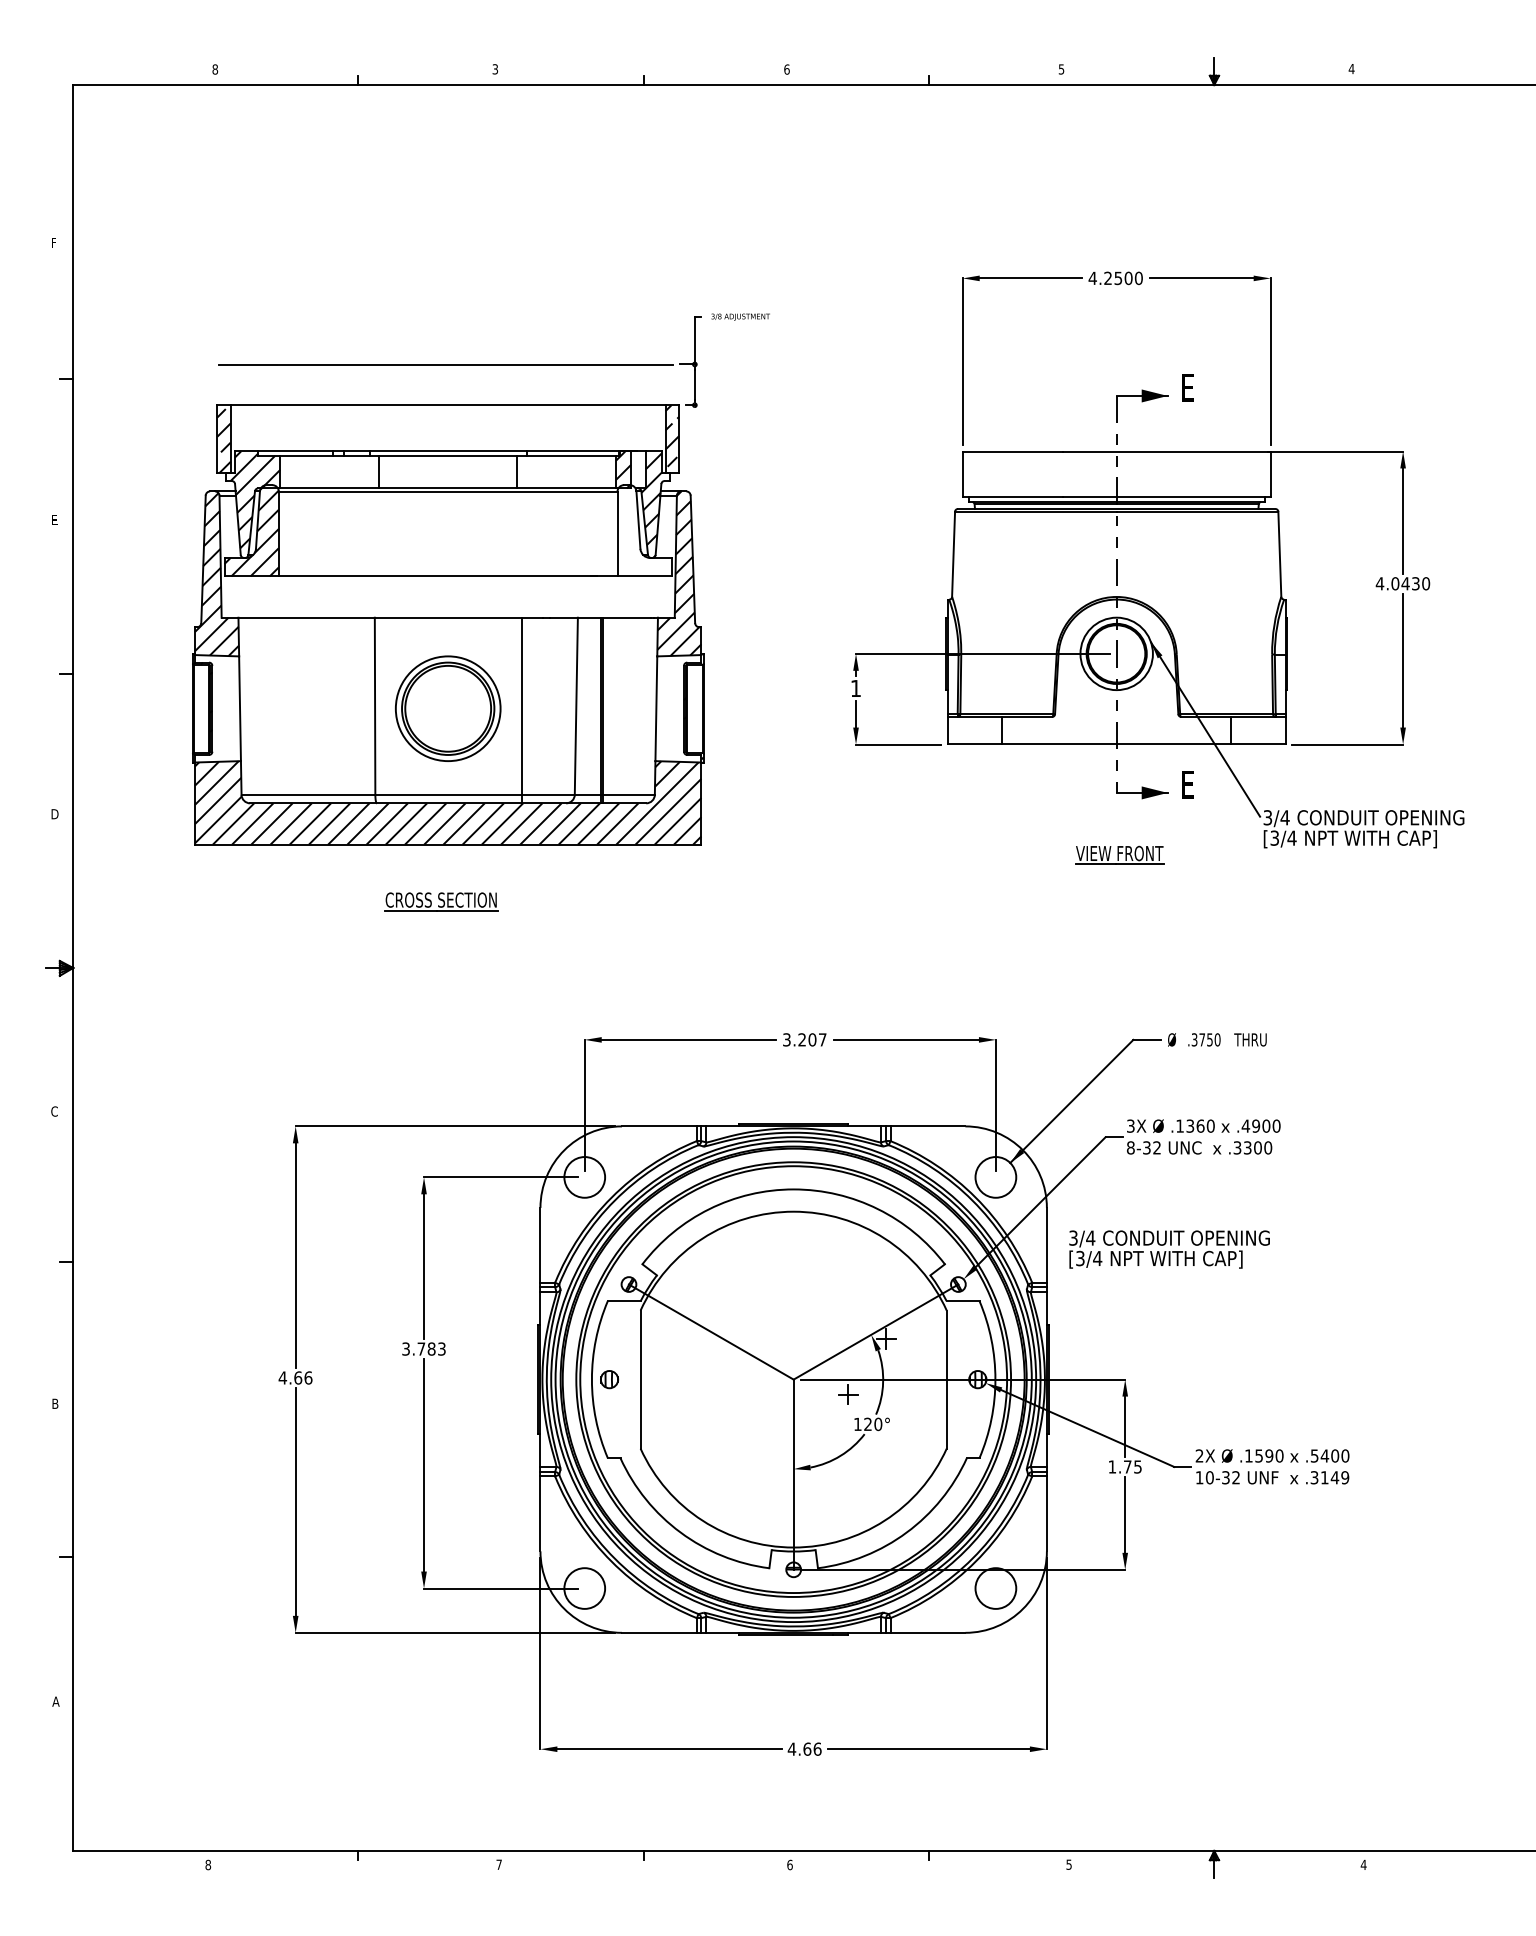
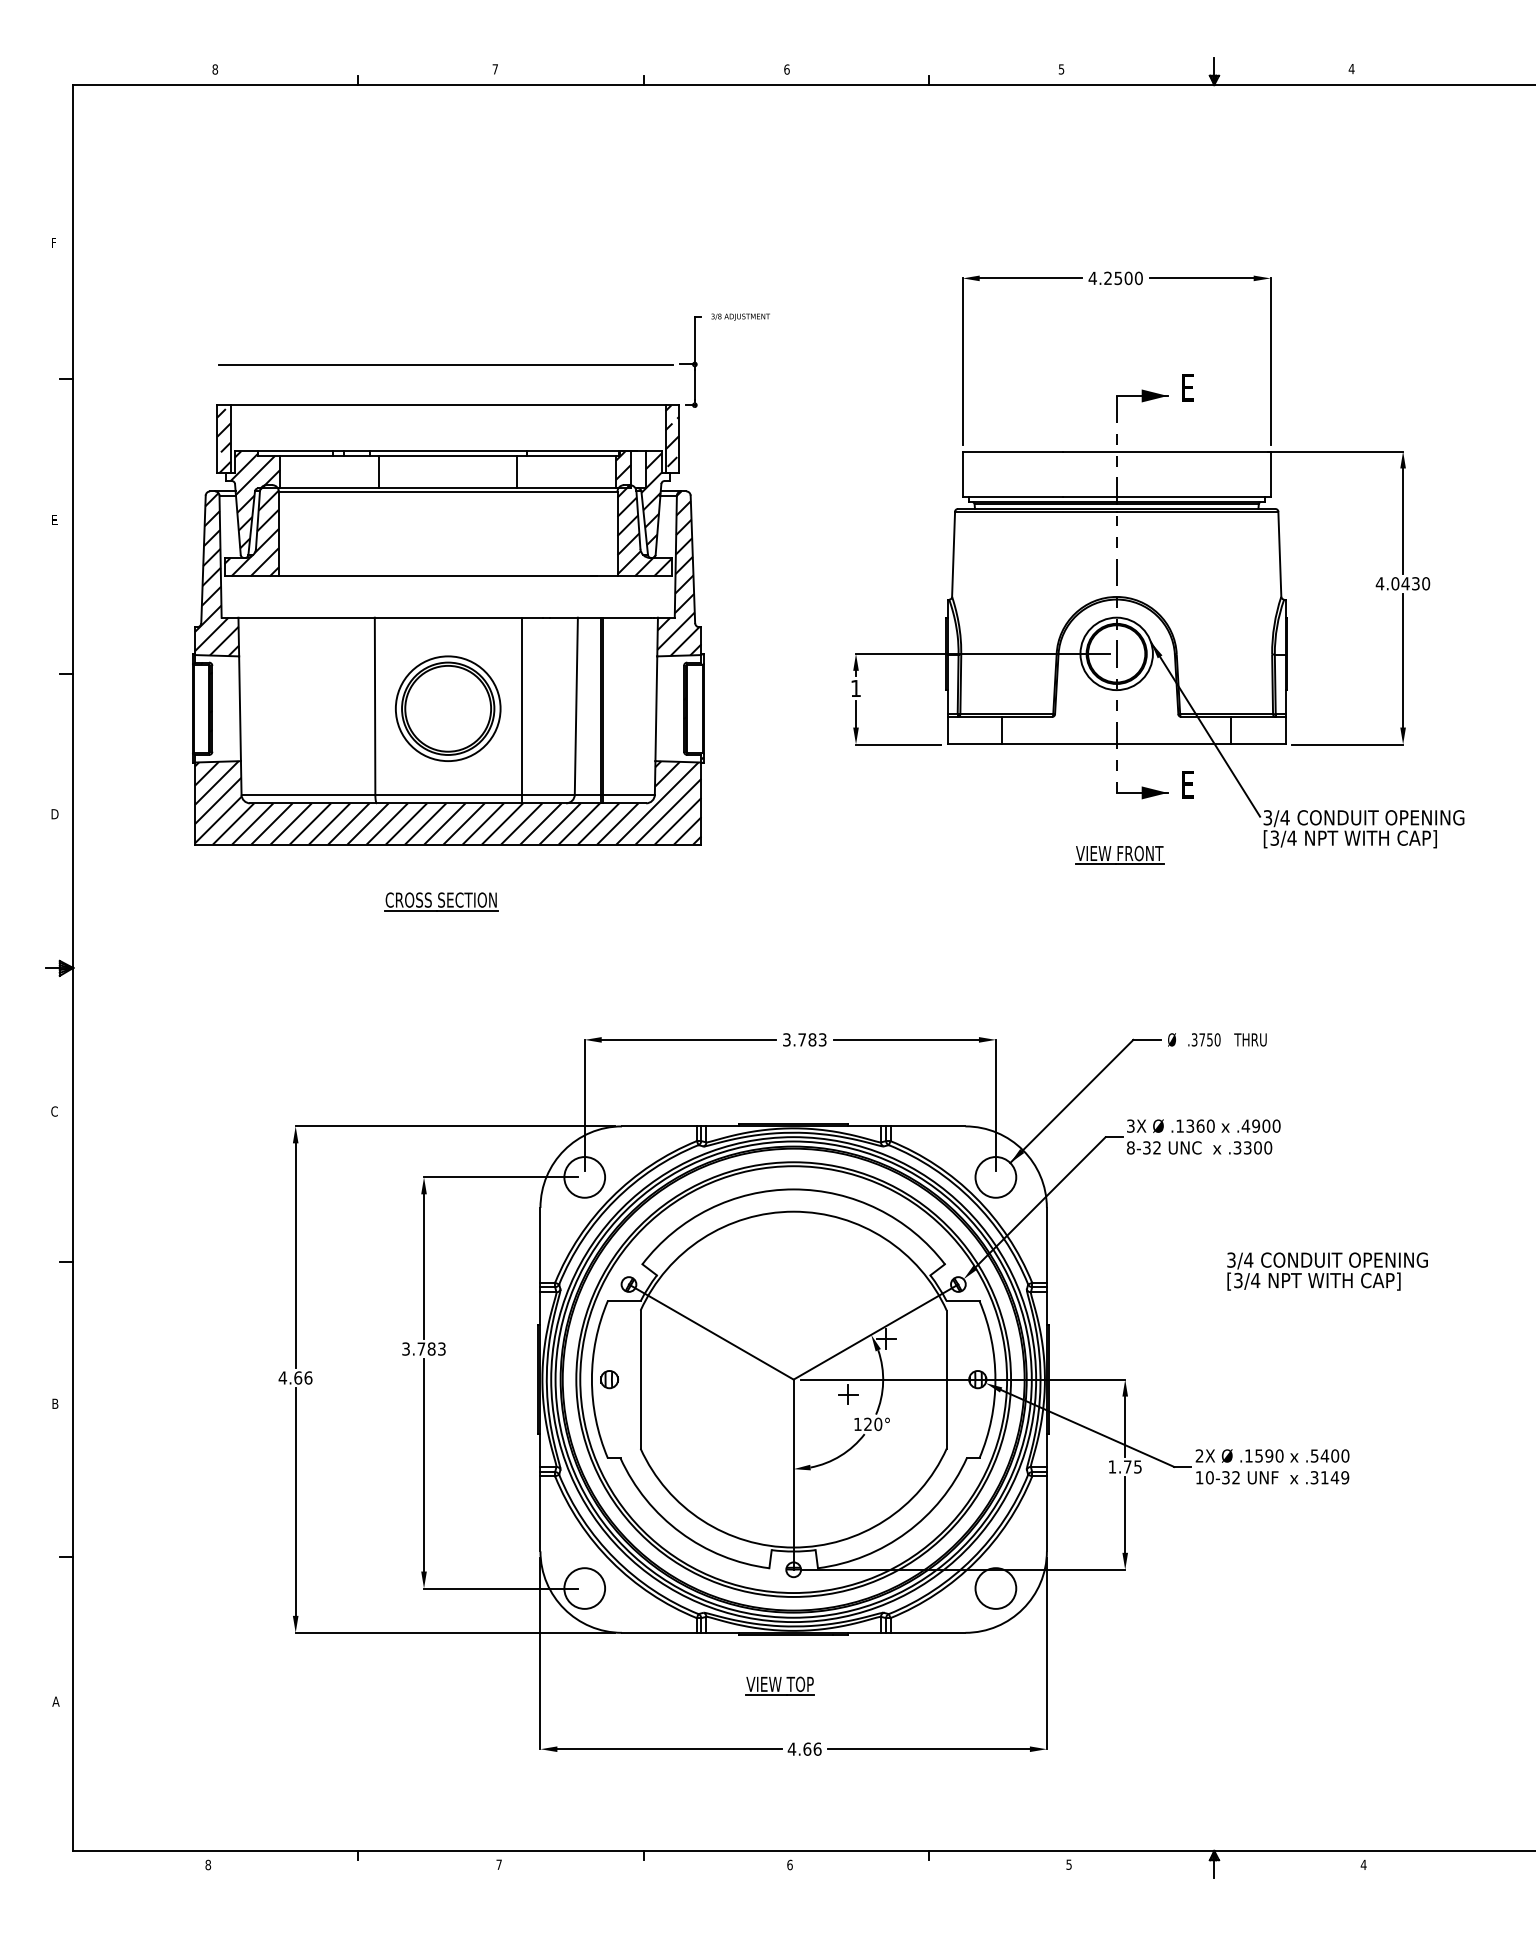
text: 3 -> 7 (495, 69)
hatch: none -> present (644, 530)
text: 3.207 -> 3.783 (812, 1039)
text position: (1169, 1249) -> (1327, 1271) (1327, 1271)
part: none -> present (779, 1685)
